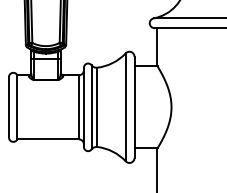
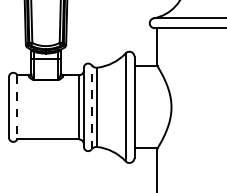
line: solid -> dashed (91, 106)
line: solid -> dashed (17, 107)
